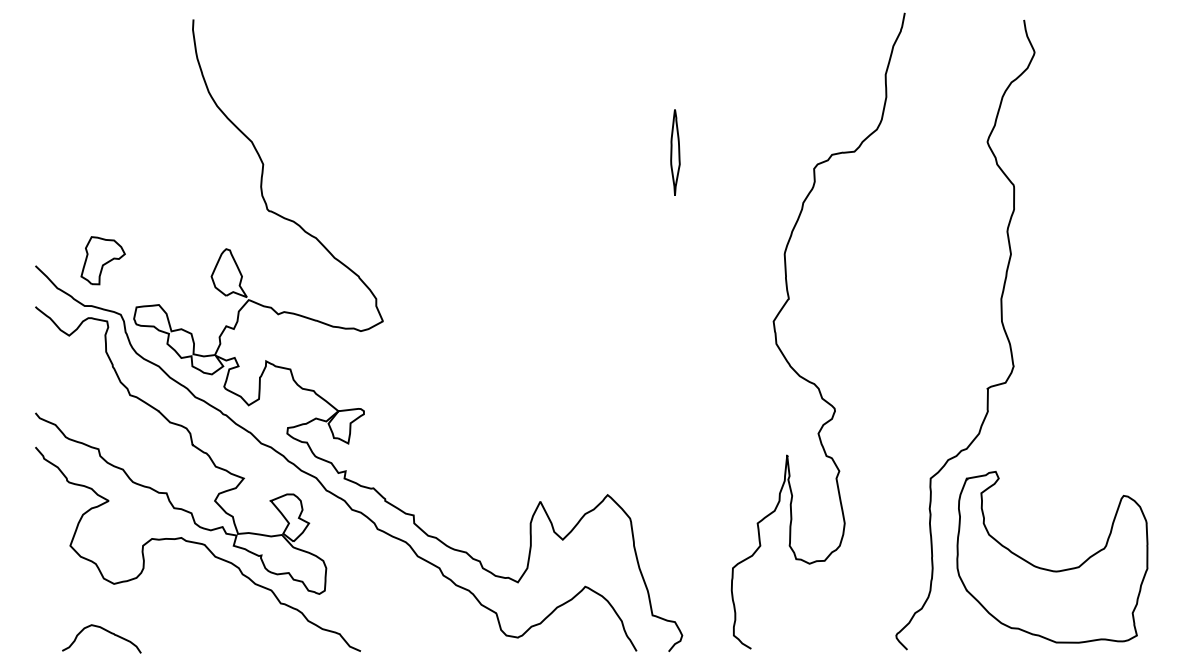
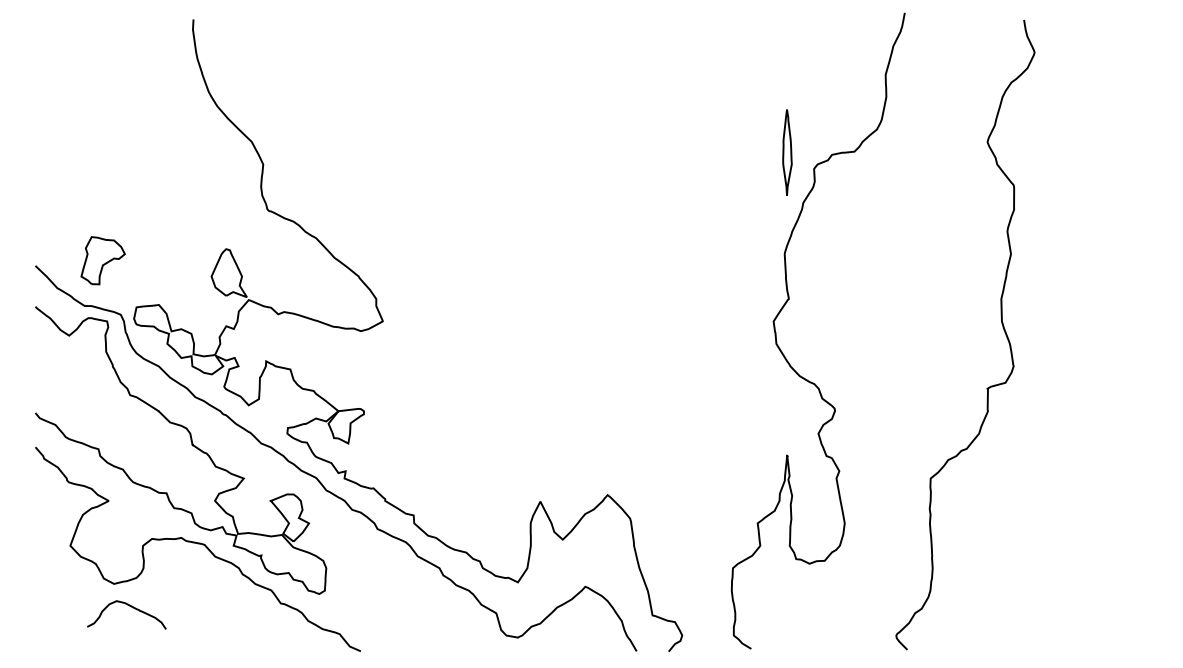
part position: (675, 152) -> (787, 152) (787, 152)
part: present -> none (1051, 569)
curve position: (104, 630) -> (129, 606) (129, 606)
